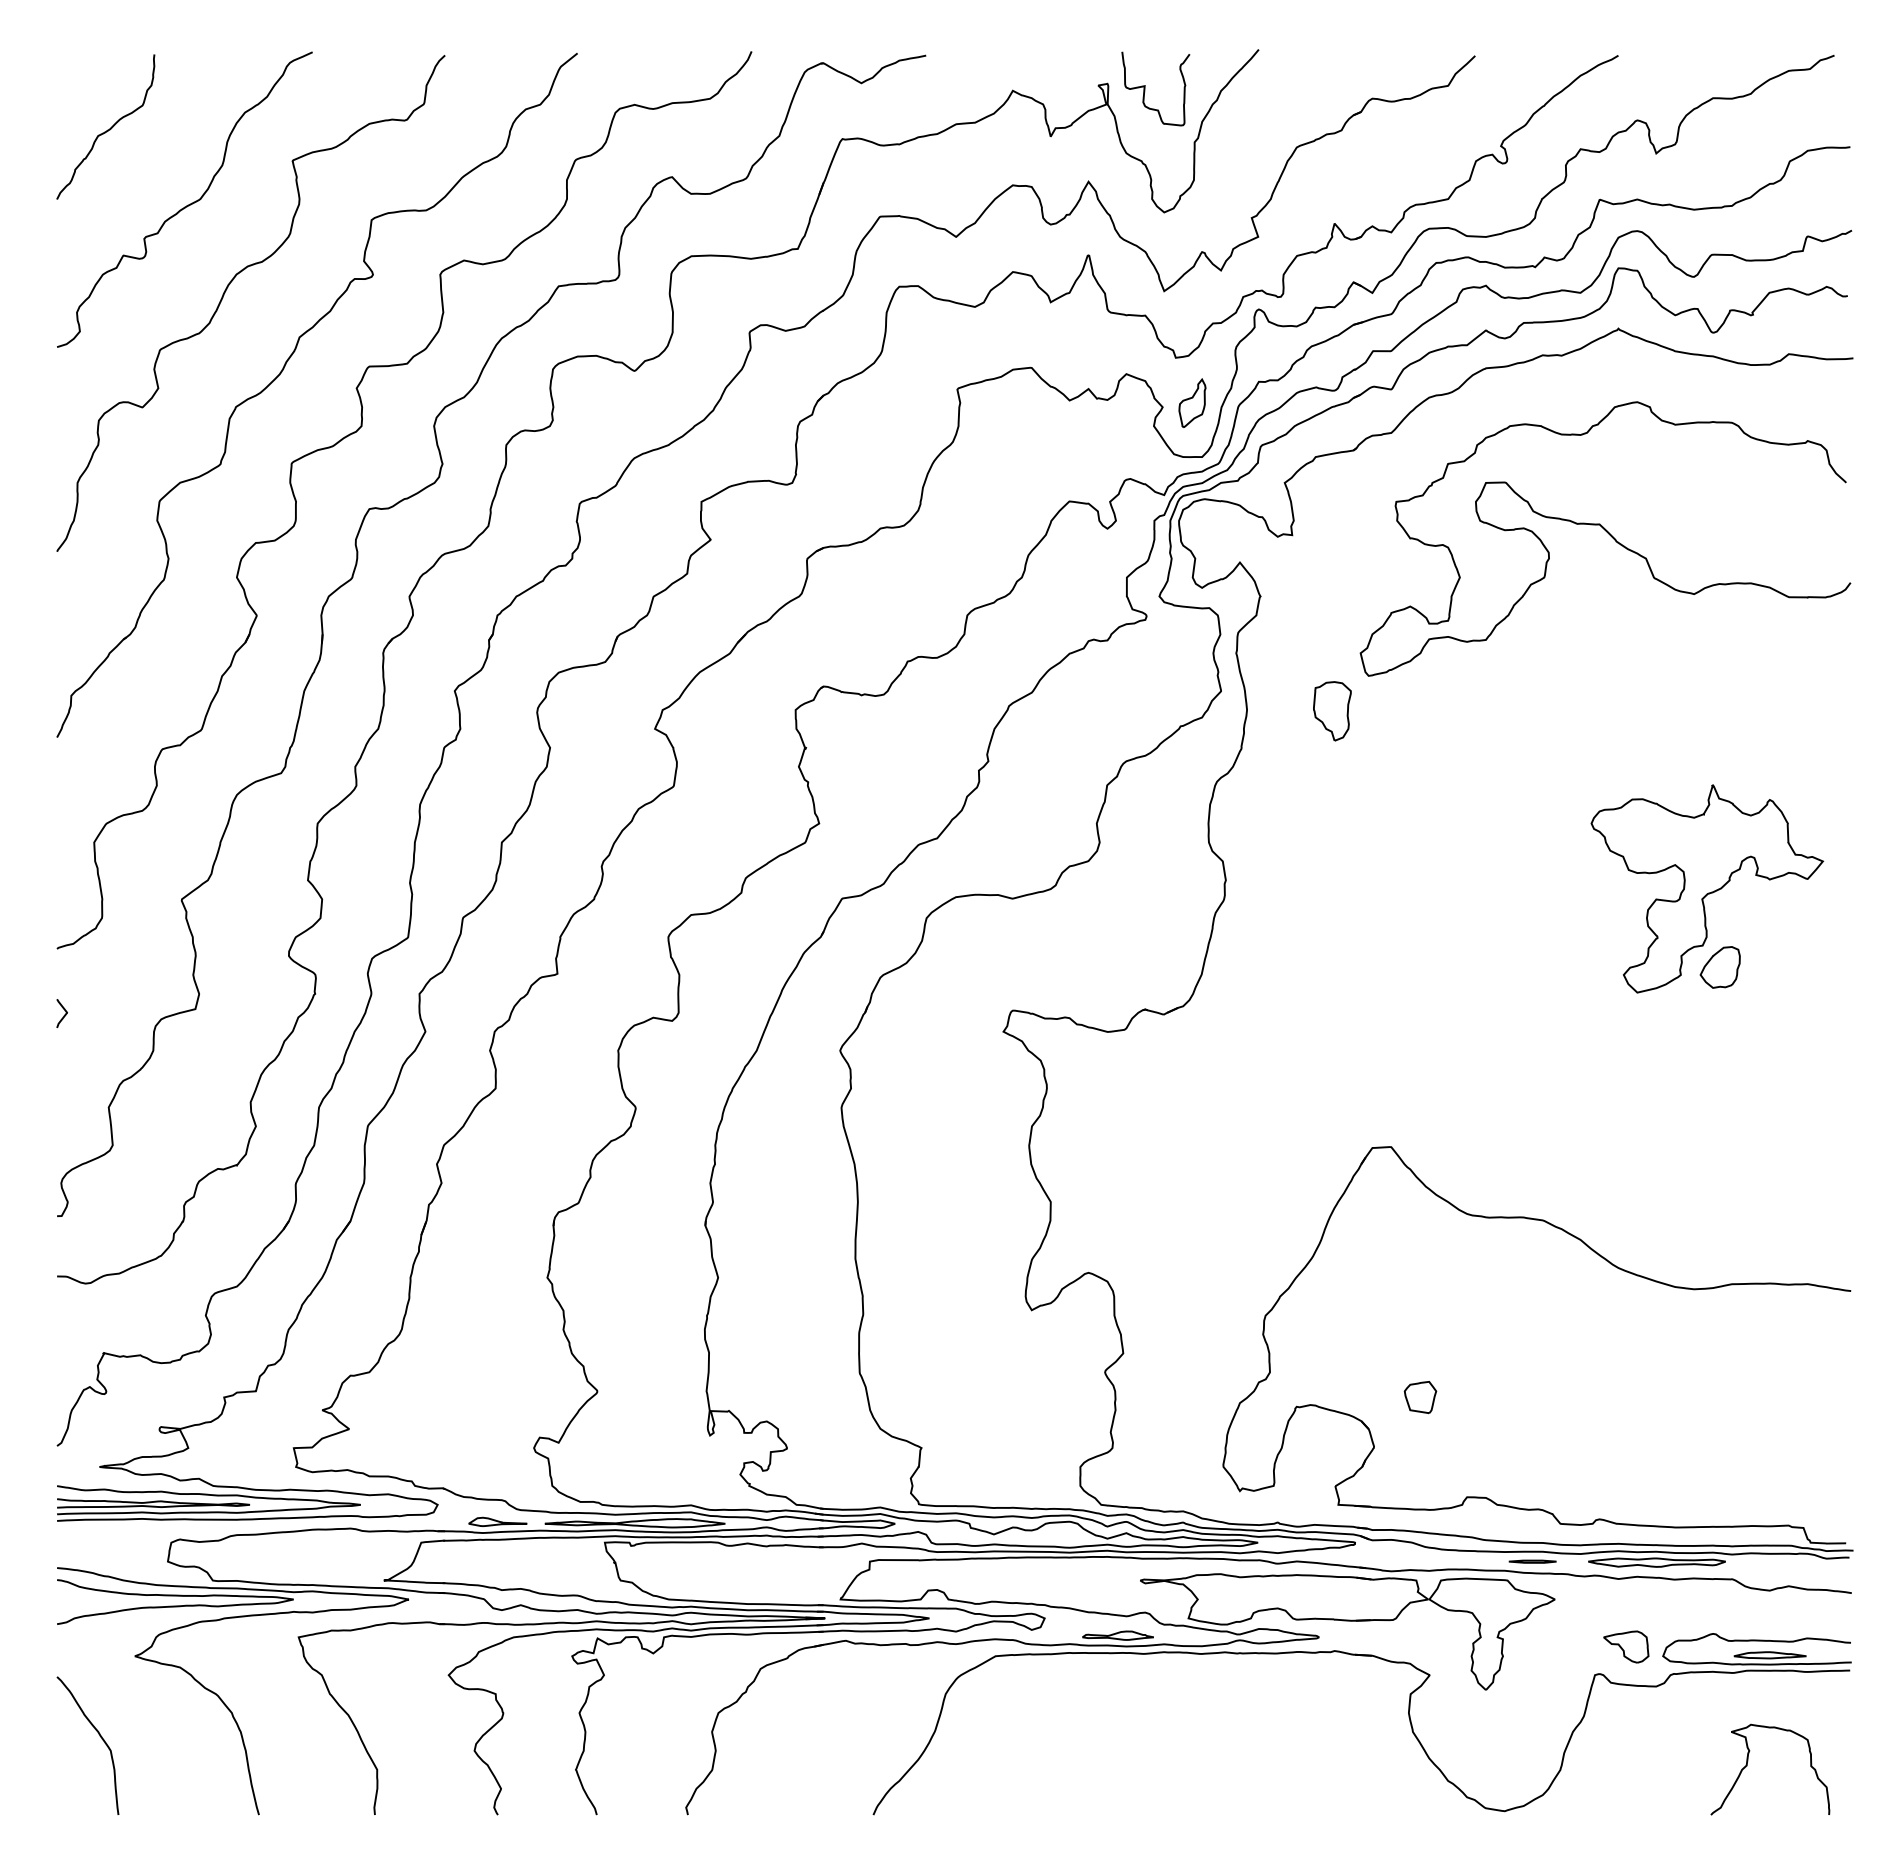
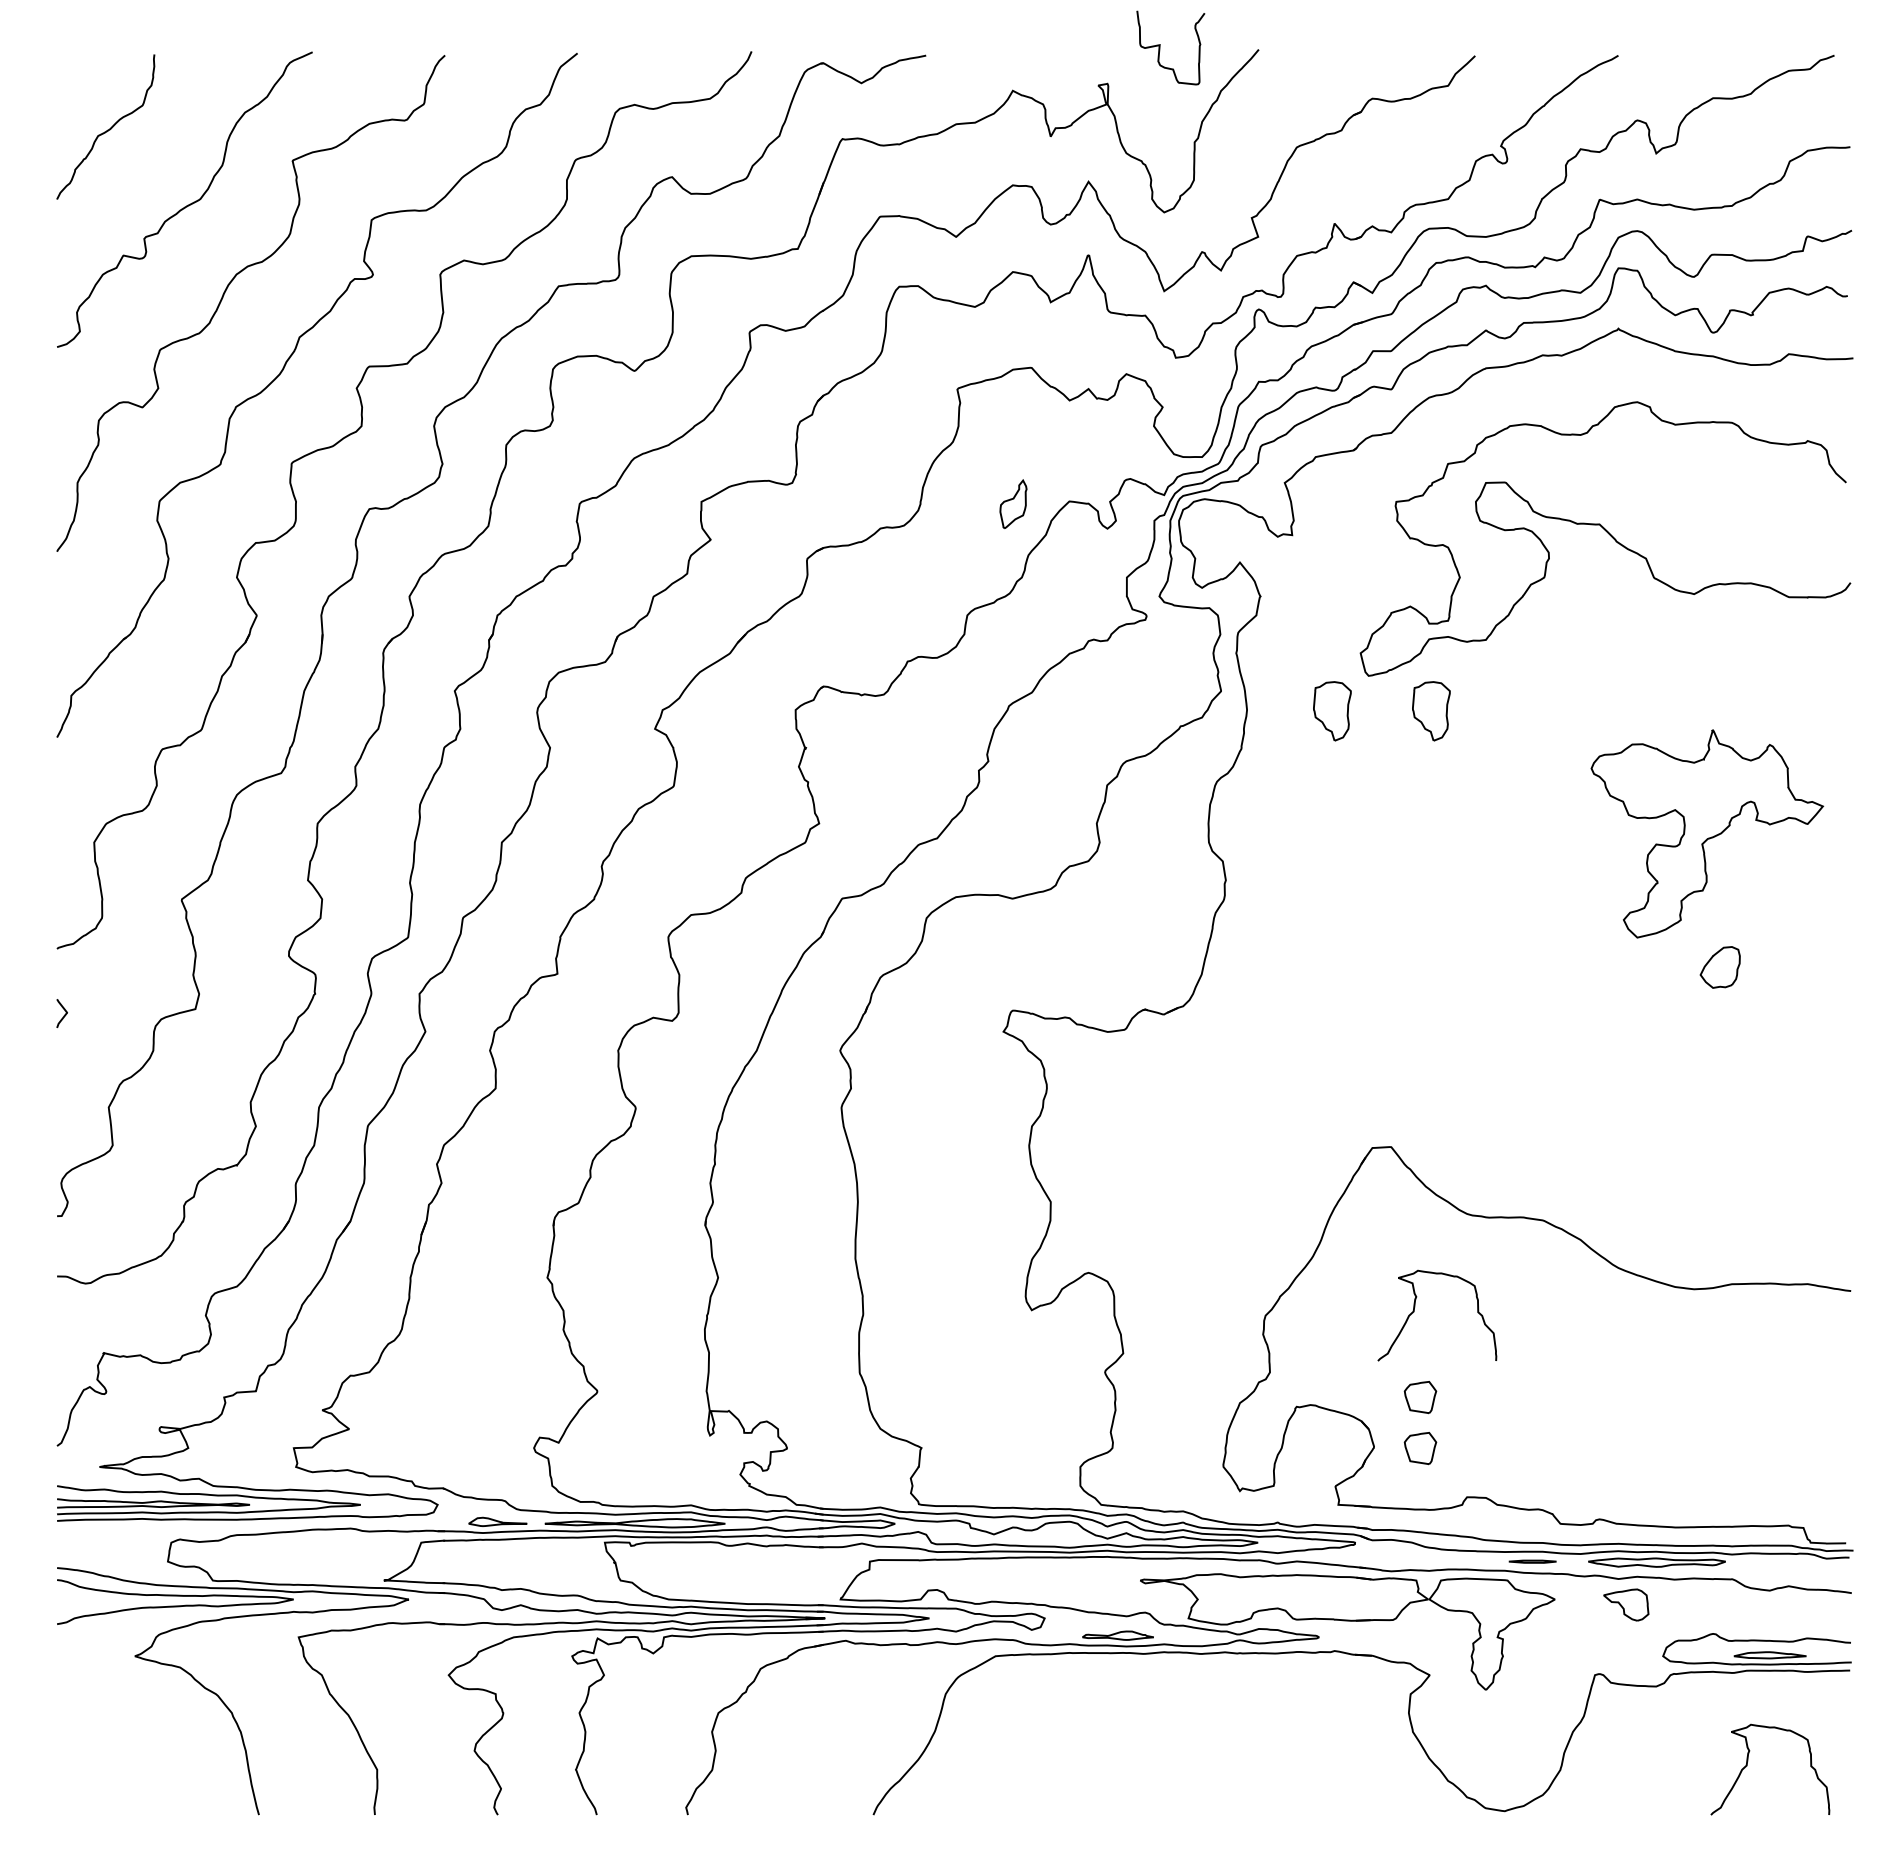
curve position: (1145, 88) -> (1160, 47) (1160, 47)
part position: (1192, 403) -> (1013, 504) (1013, 504)
part: none -> present (1431, 711)
part position: (1707, 888) -> (1707, 833) (1707, 833)
curve: none -> present (1414, 1312)
part: none -> present (1420, 1448)
part position: (1626, 1646) -> (1626, 1604) (1626, 1604)
curve: present -> none (99, 1736)
